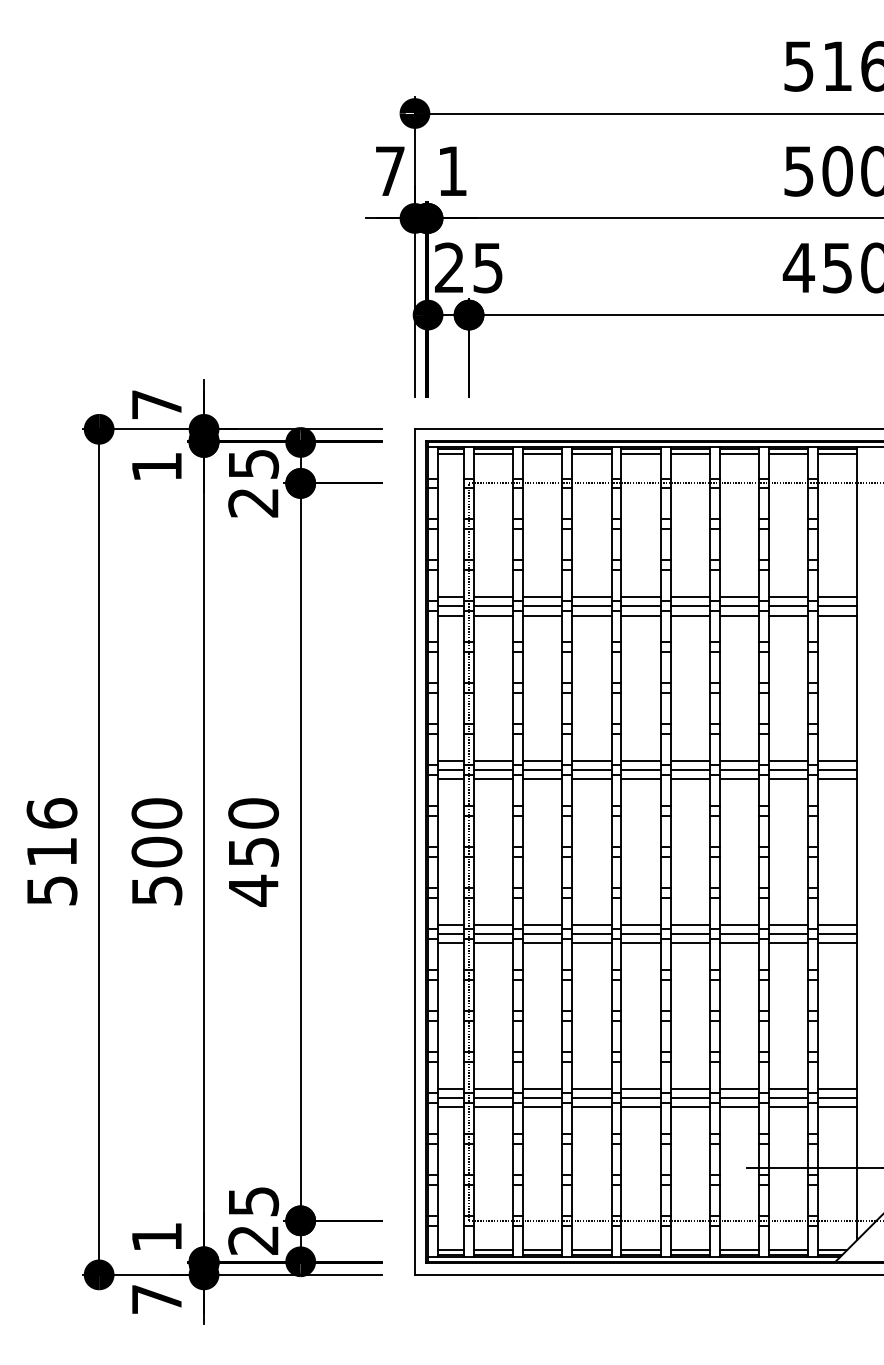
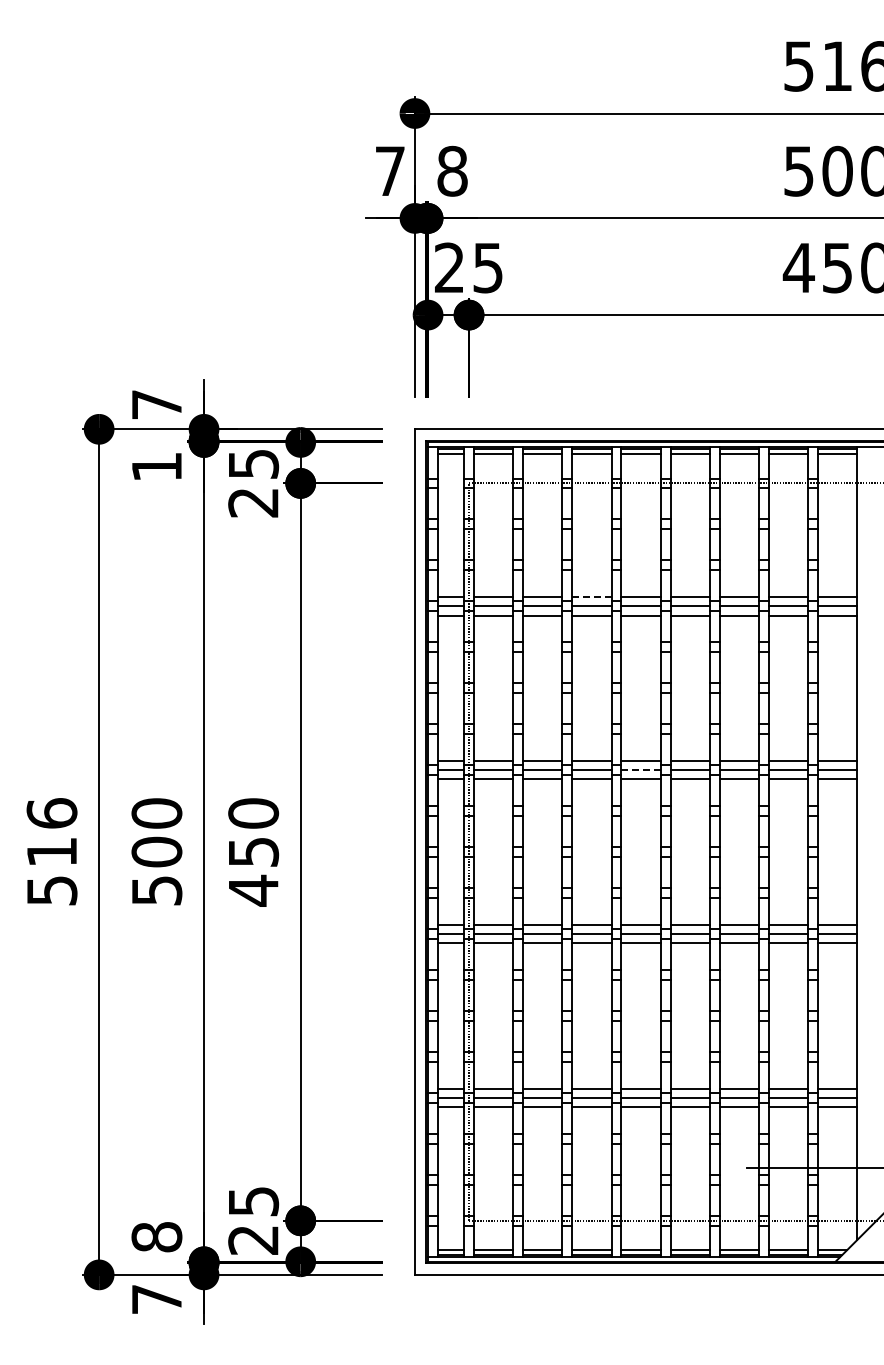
text: 1 -> 8 (452, 170)
line: solid -> dashed (591, 597)
line: solid -> dashed (641, 770)
text: 1 -> 8 (156, 1237)
